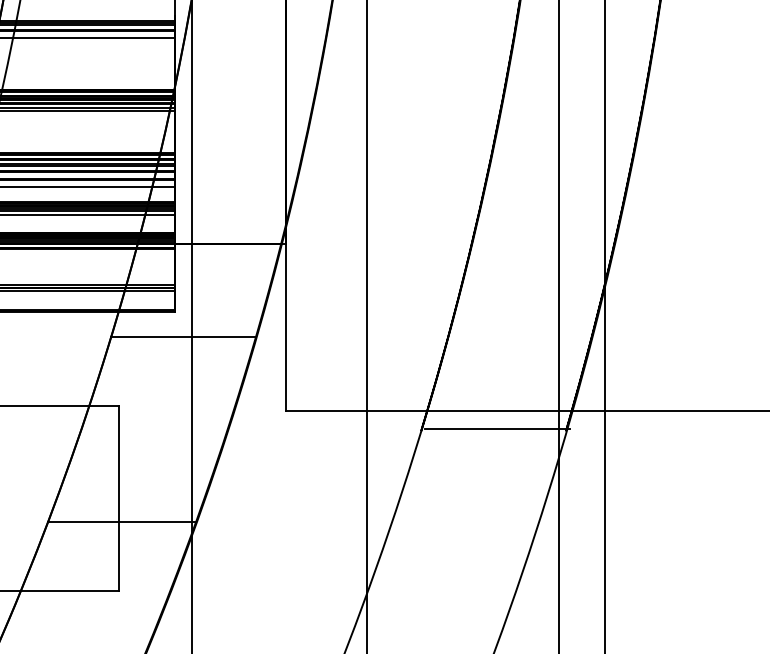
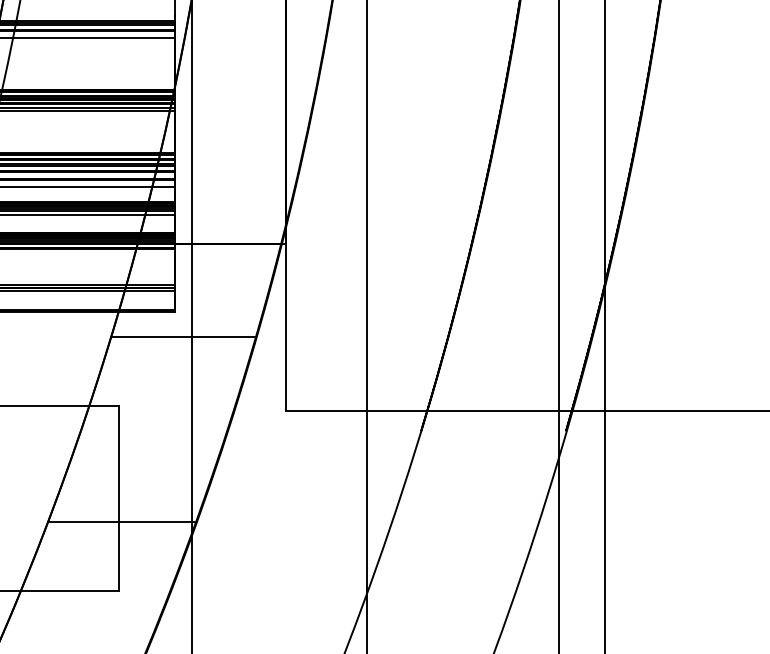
line: present -> none (496, 429)
